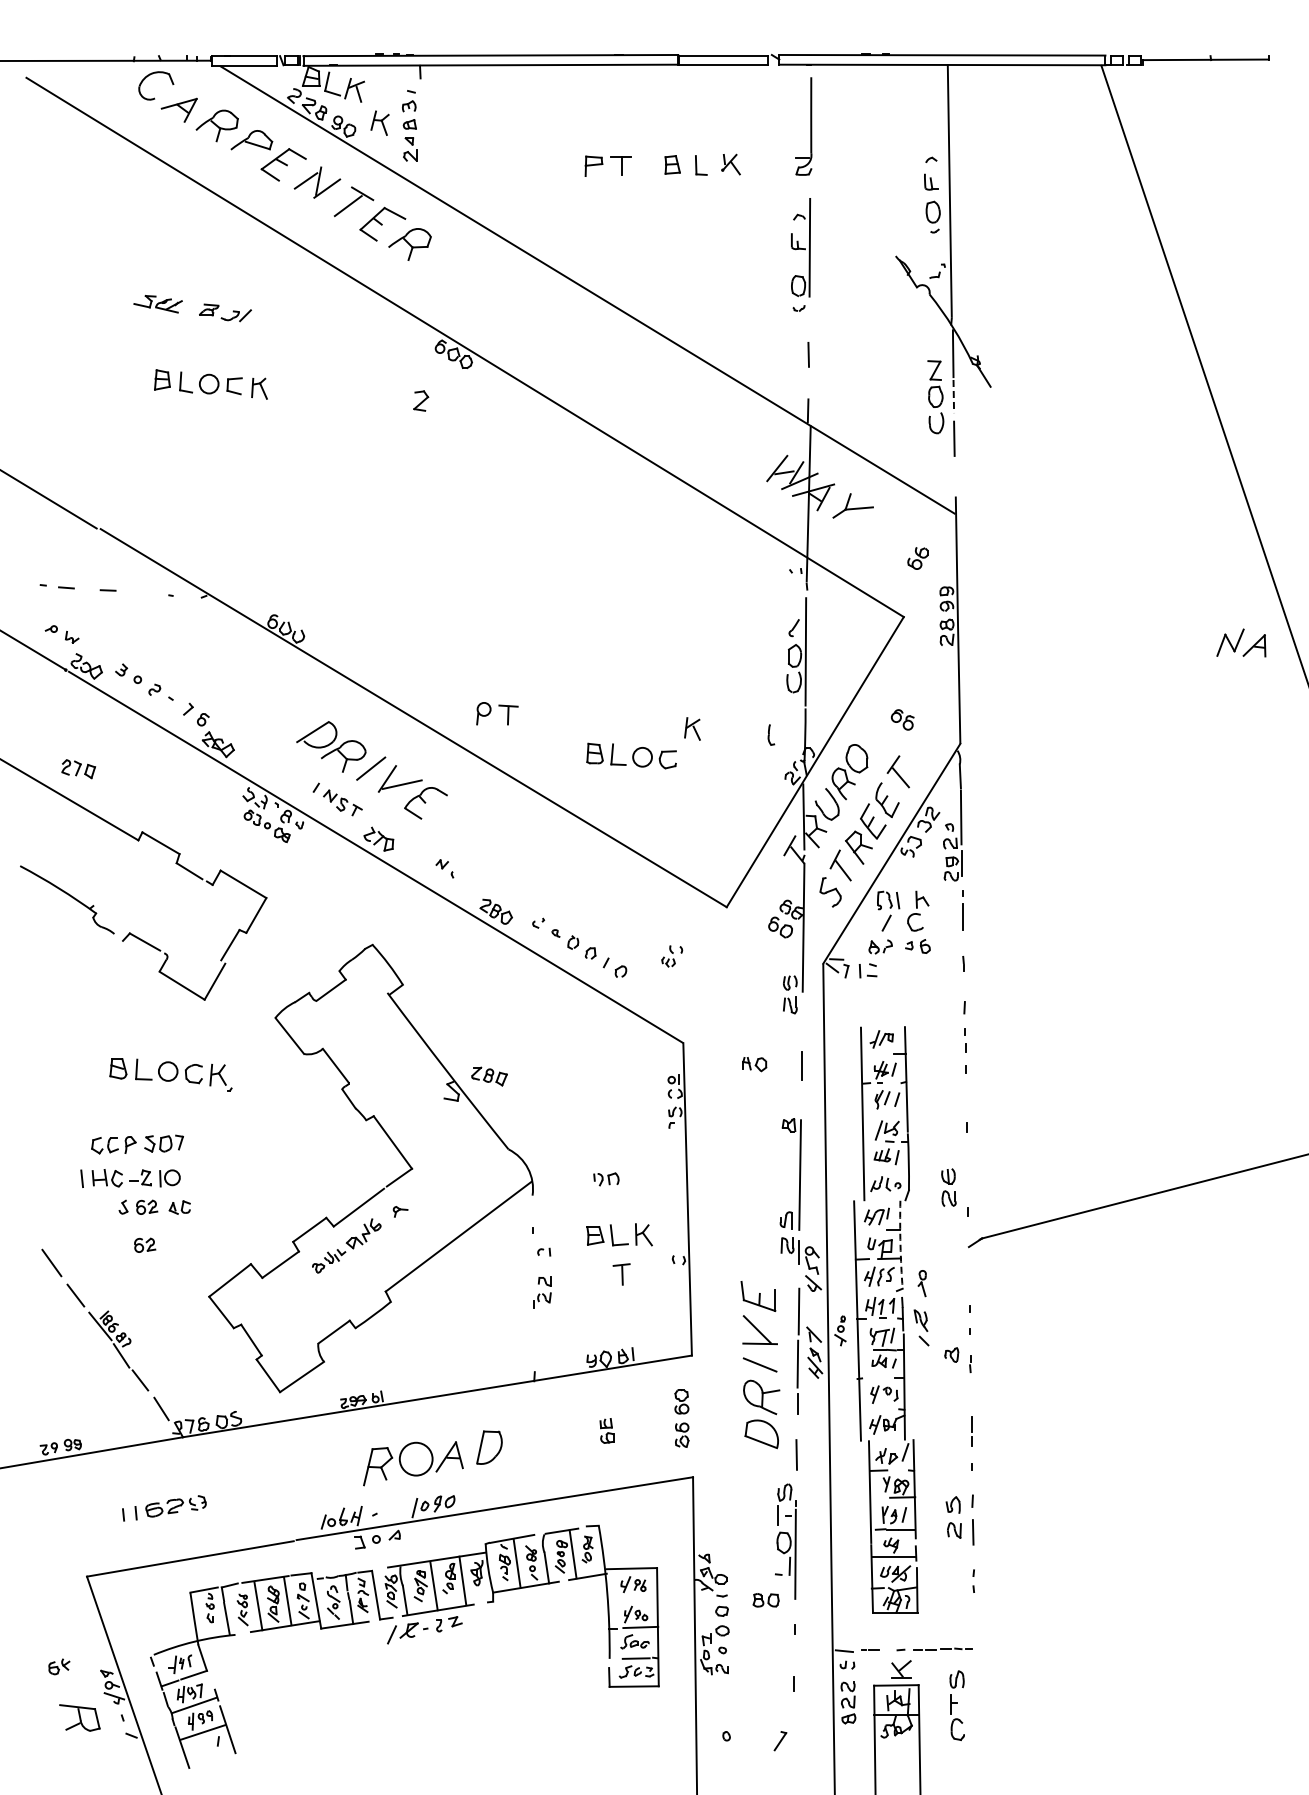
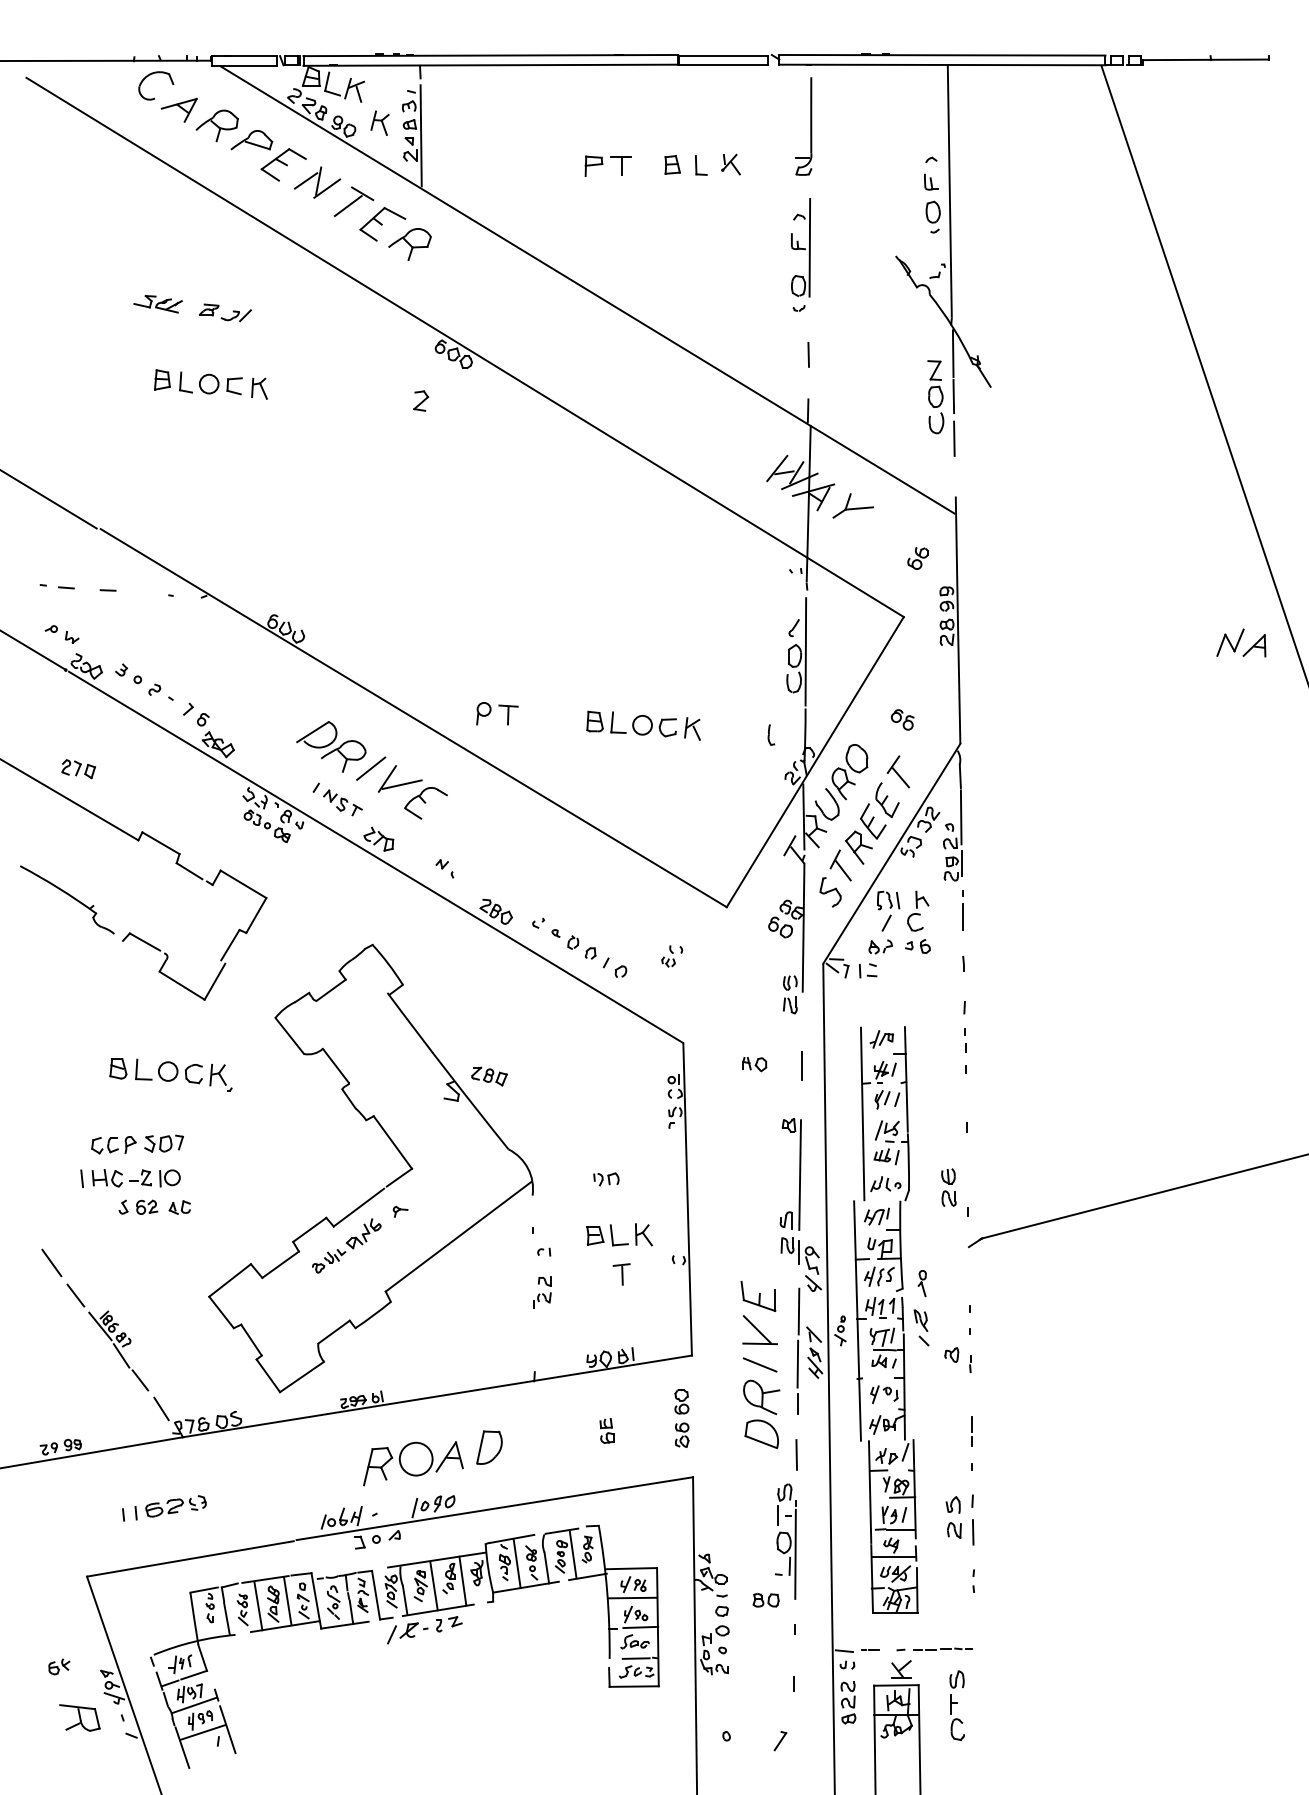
line: none -> present (420, 135)
line: dashed -> solid (953, 396)
part position: (631, 755) -> (631, 723) (631, 723)
part: present -> none (145, 1244)
arc: dashed -> solid (900, 1244)
line: none -> present (632, 1597)
